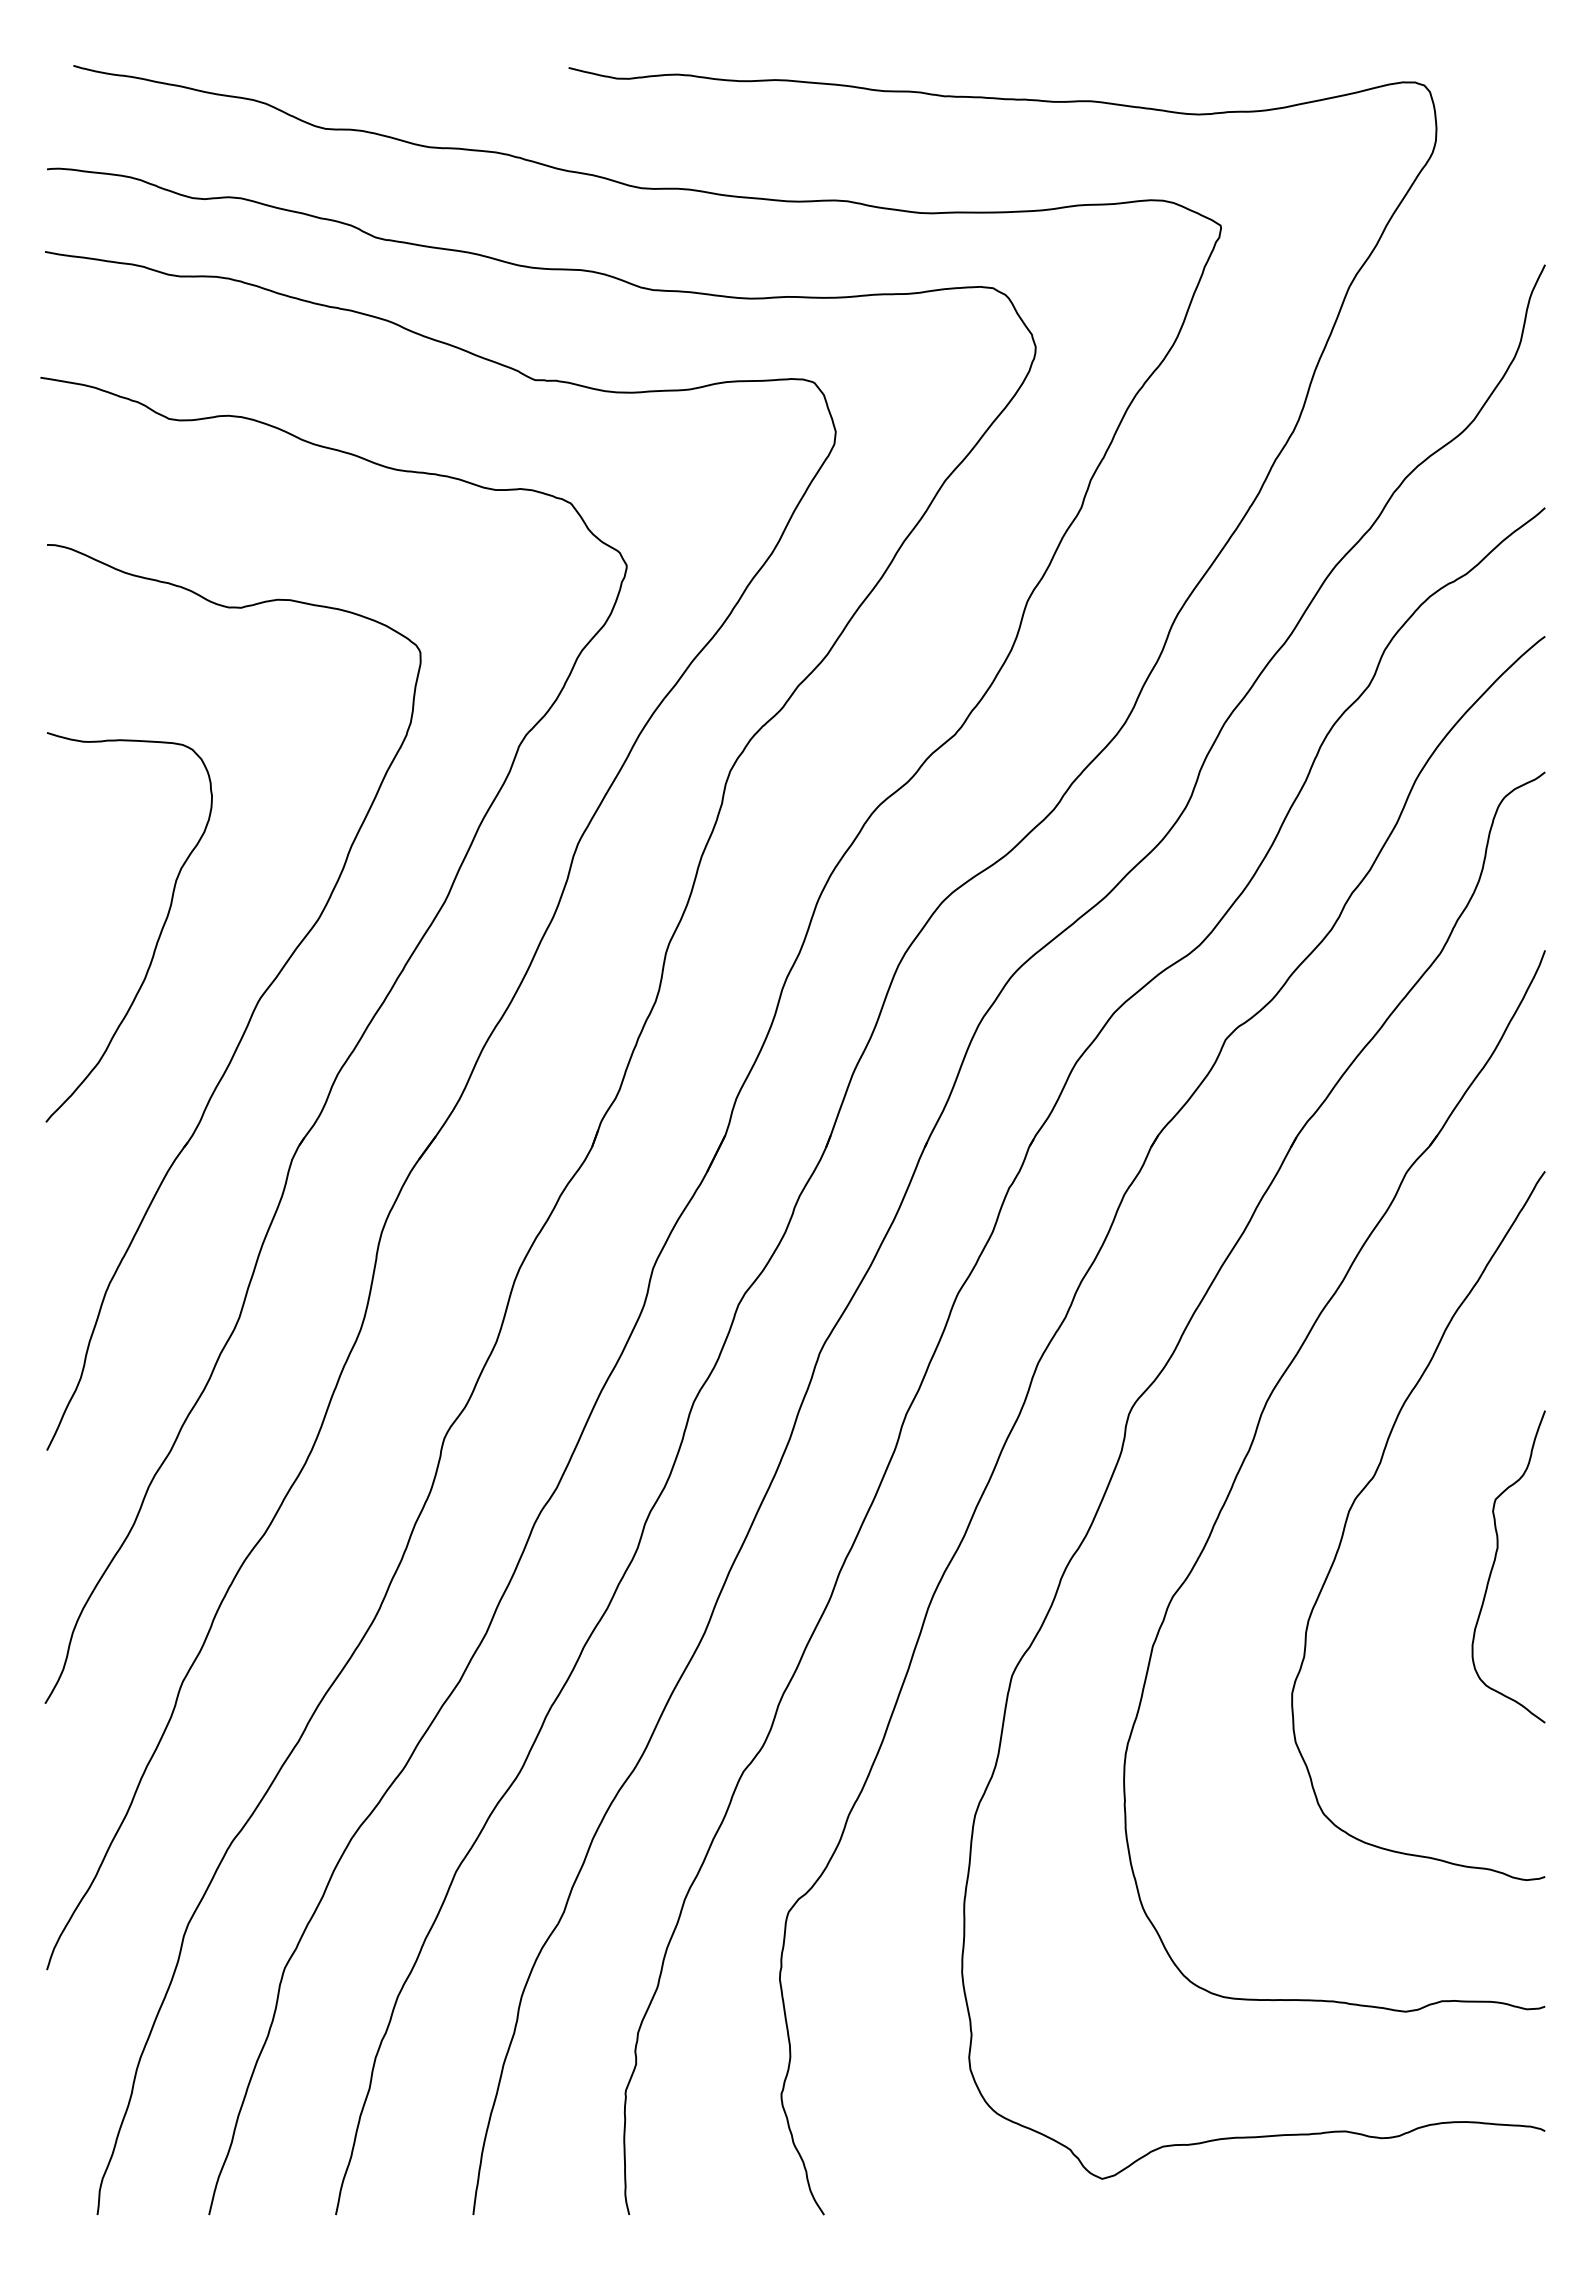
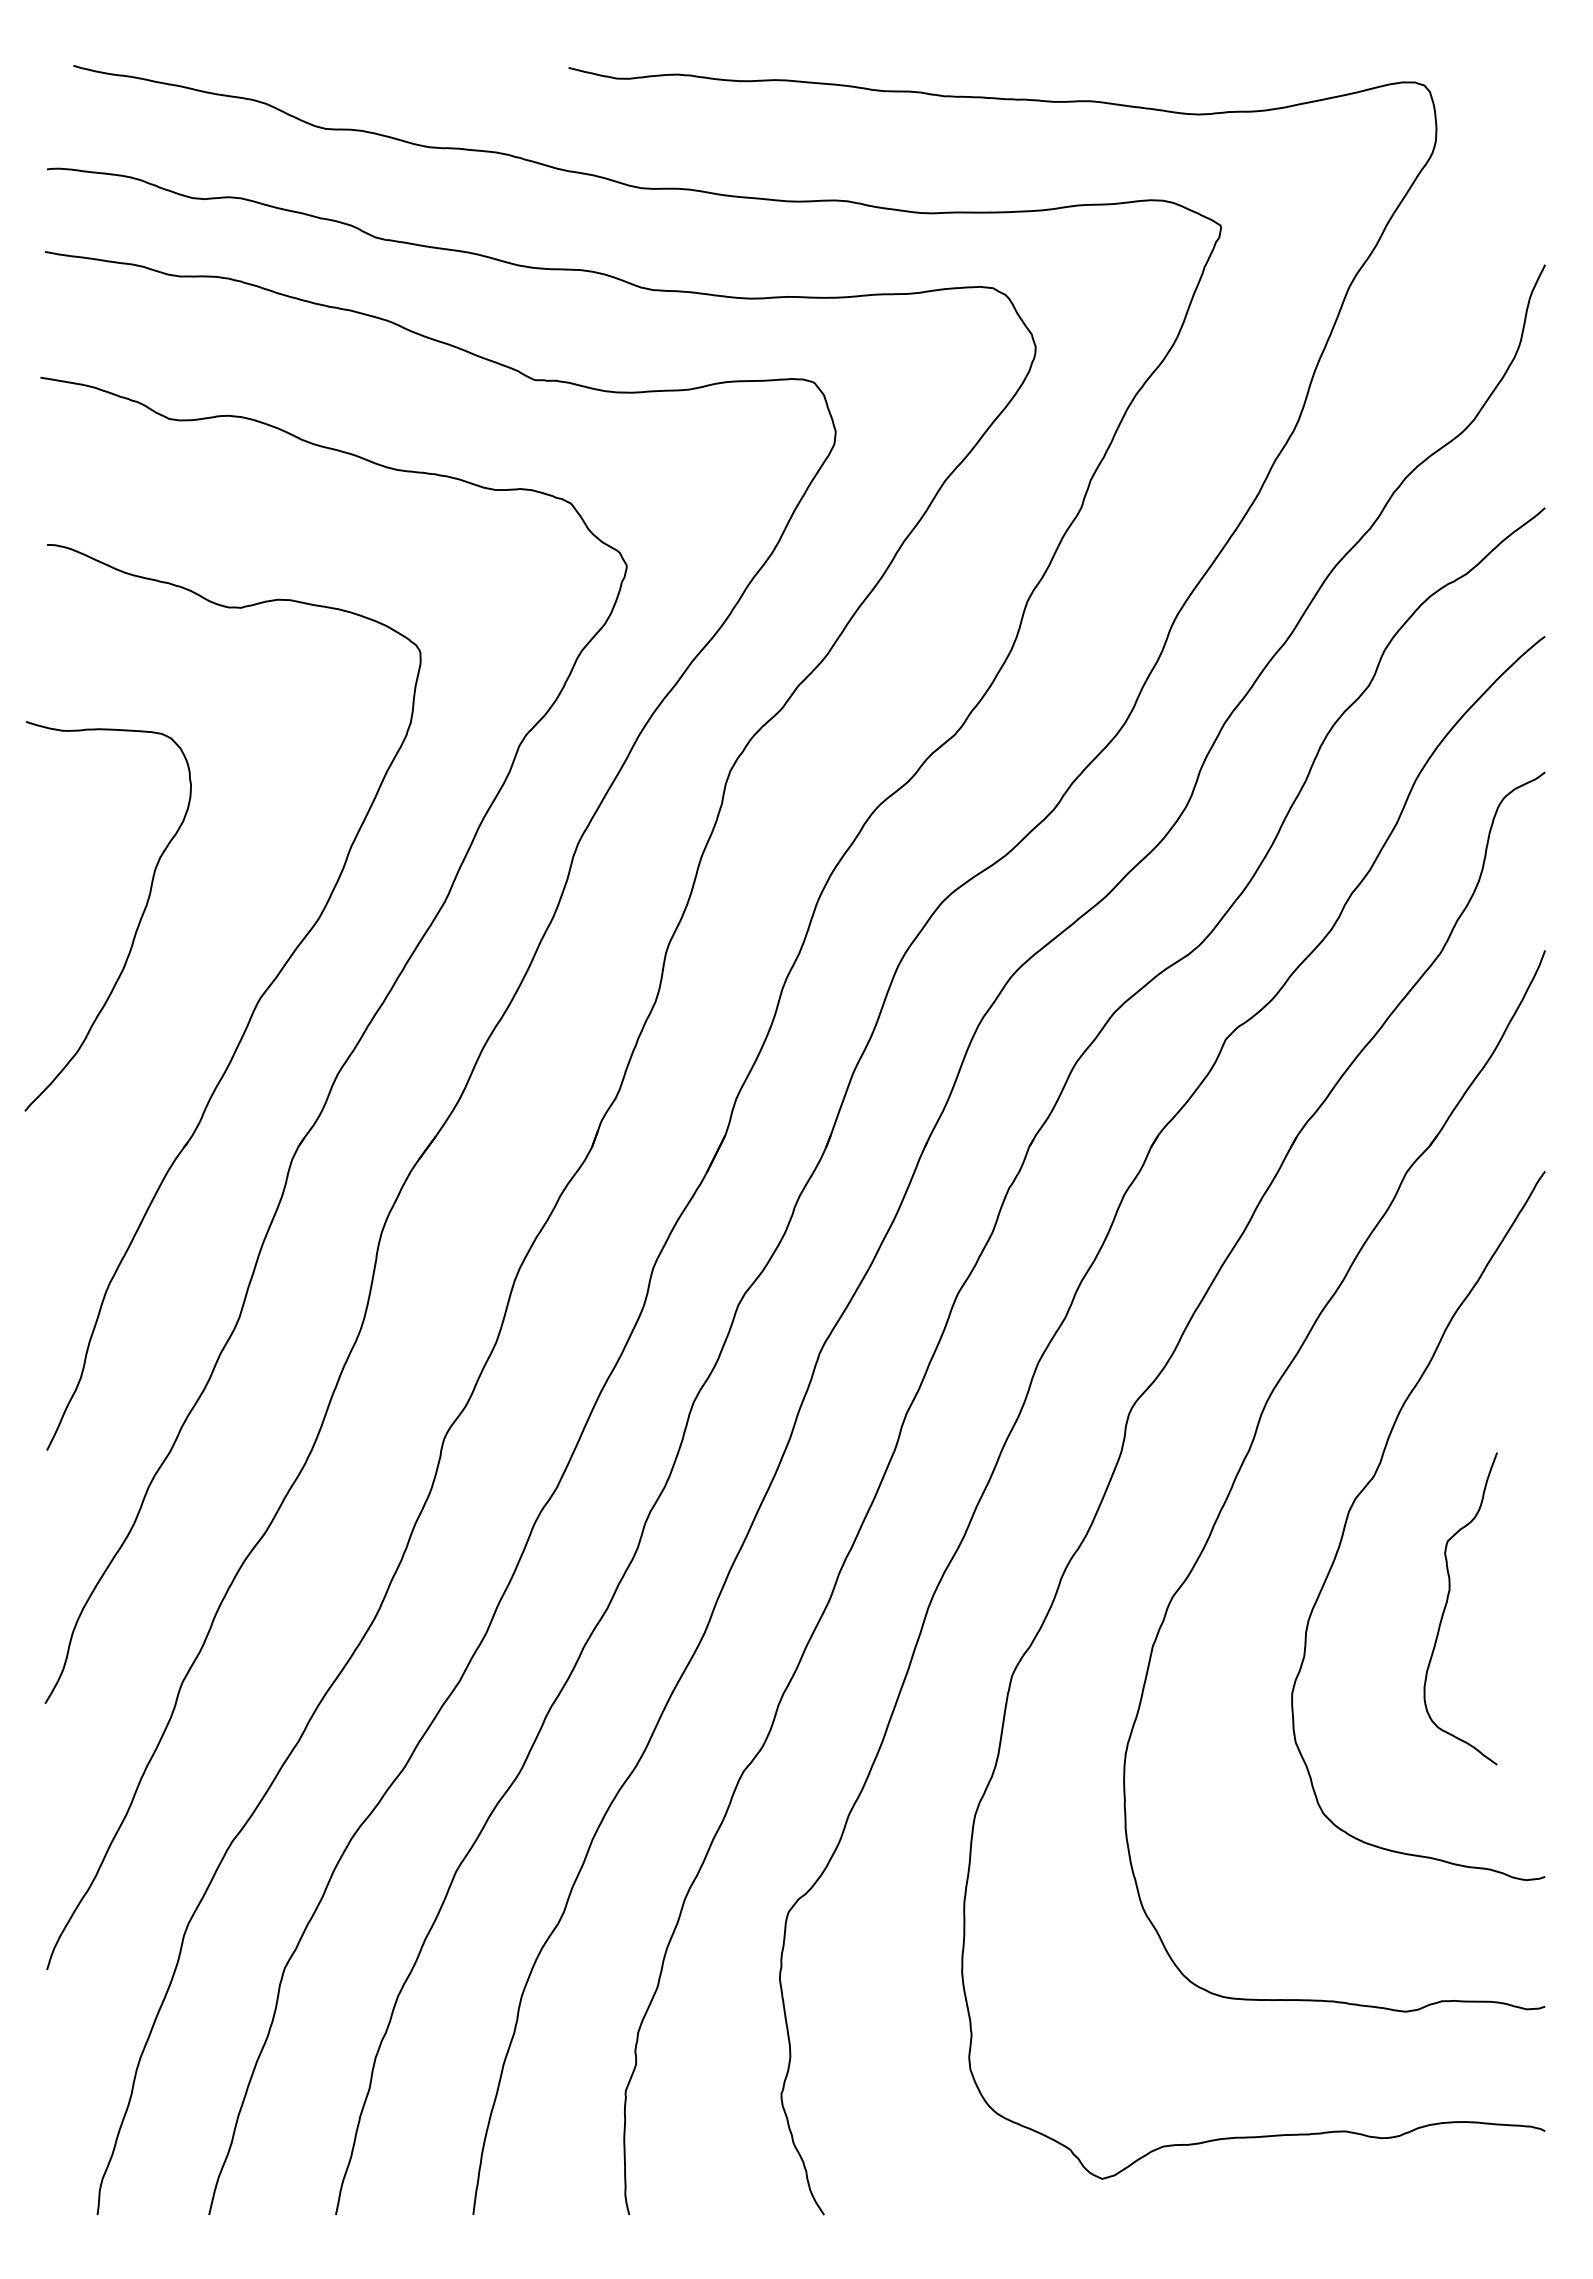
curve position: (156, 941) -> (135, 930) (135, 930)
curve position: (1495, 1561) -> (1447, 1603) (1447, 1603)
